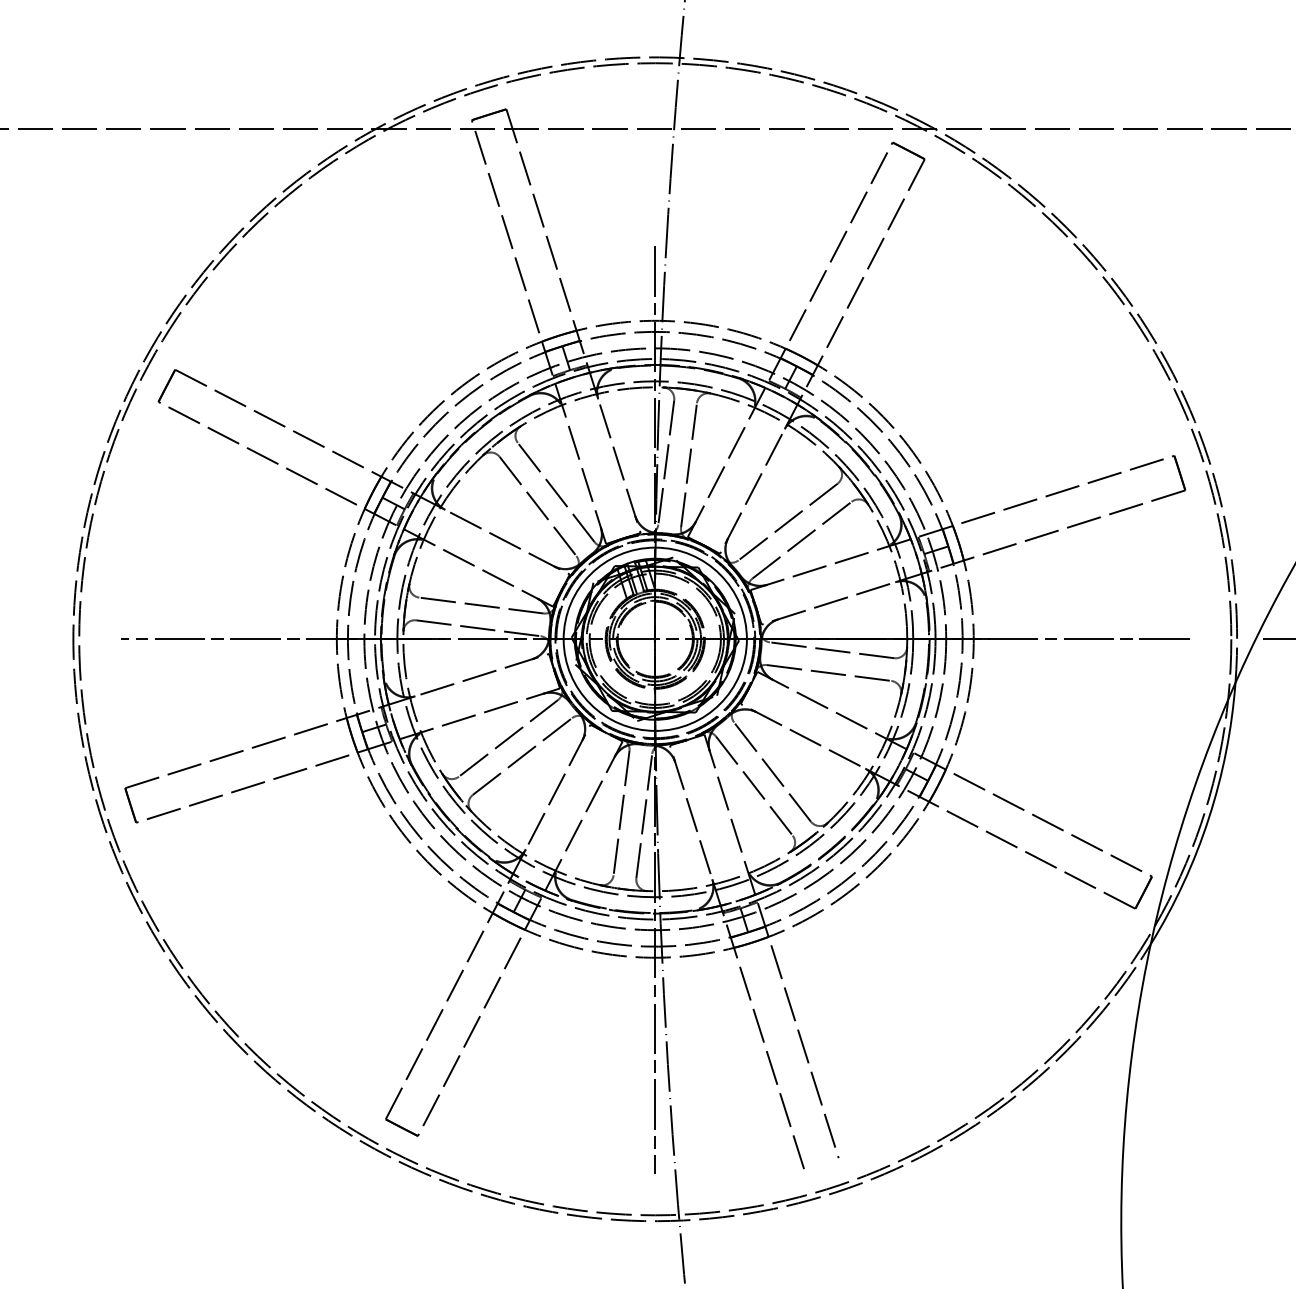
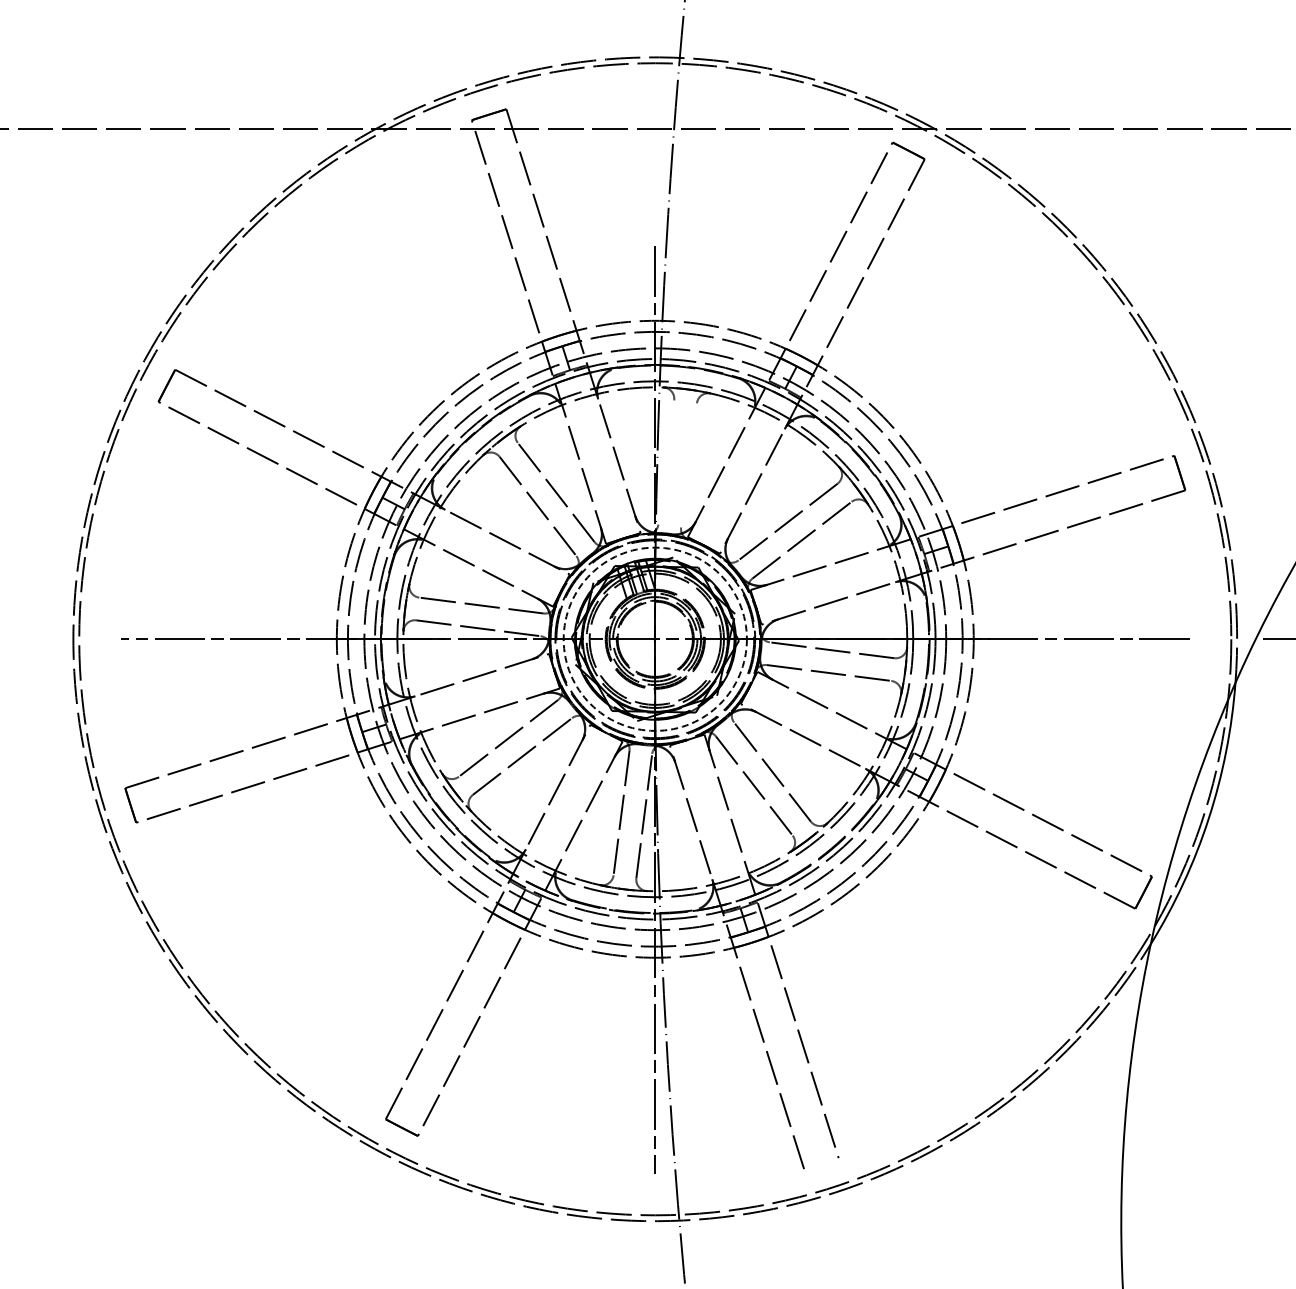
line: present -> none (666, 462)
line: present -> none (688, 465)
circle: solid -> dashed (654, 638)
